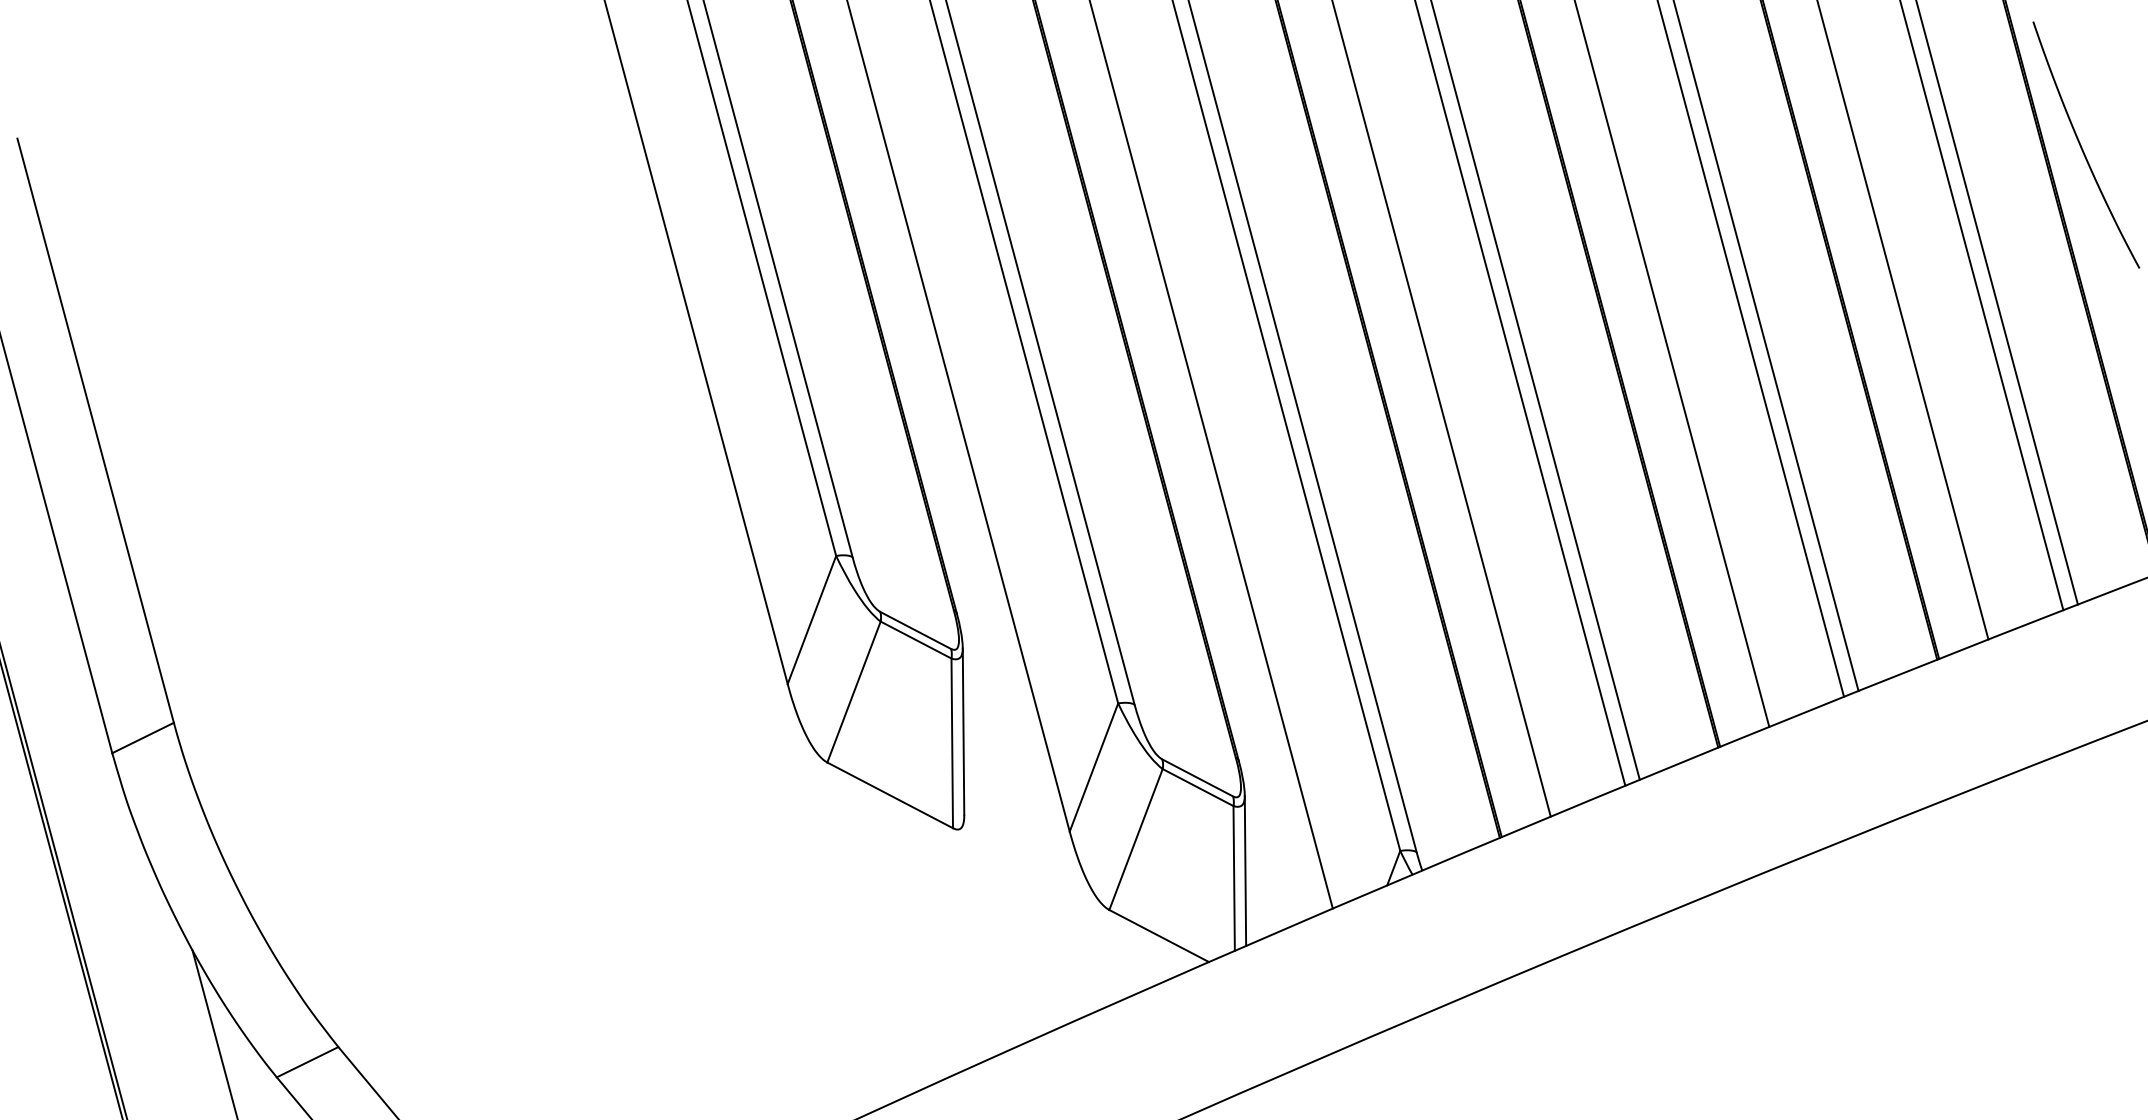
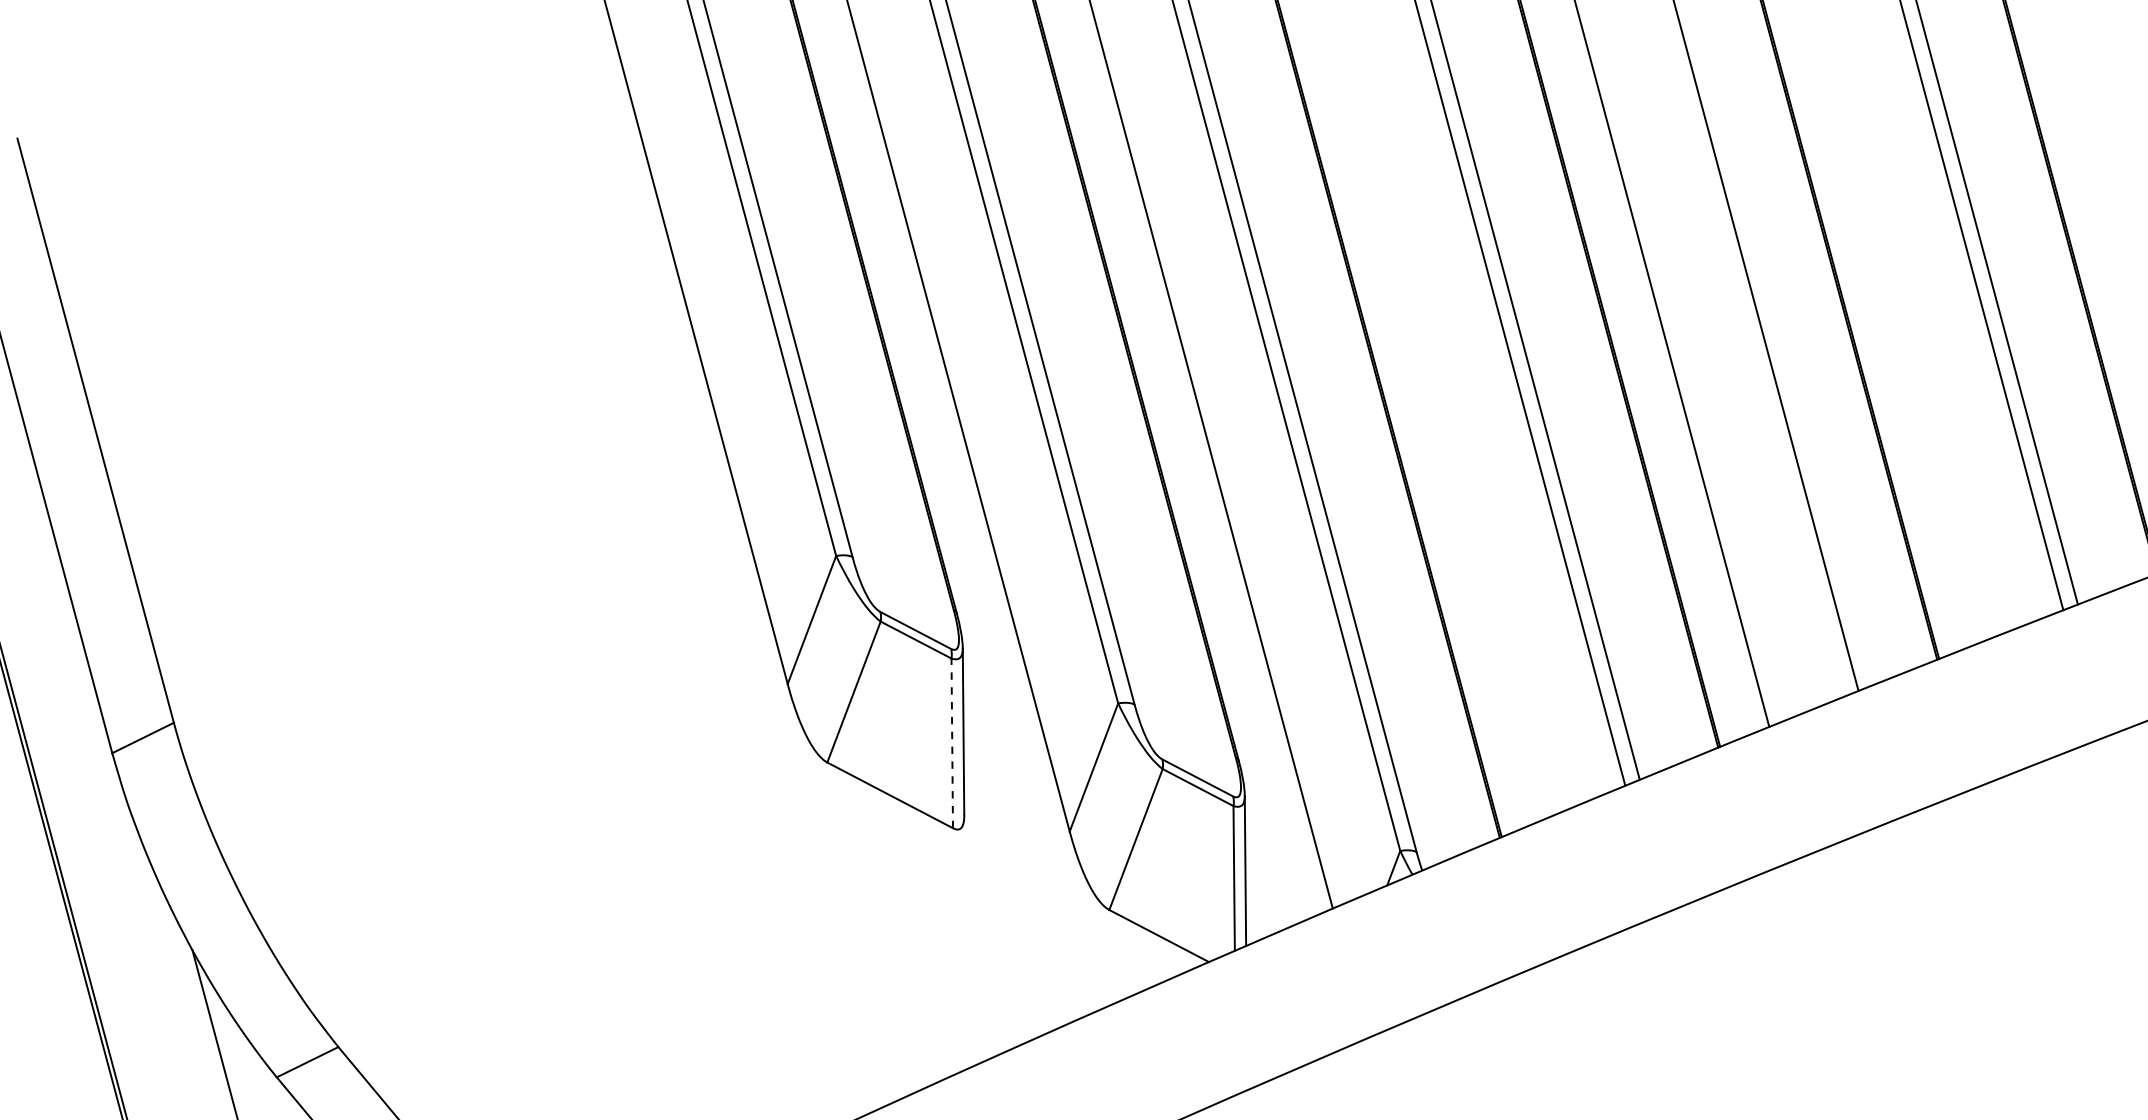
curve: present -> none (2081, 144)
line: present -> none (1902, 320)
line: present -> none (1751, 349)
line: present -> none (1441, 409)
line: solid -> dashed (952, 743)
